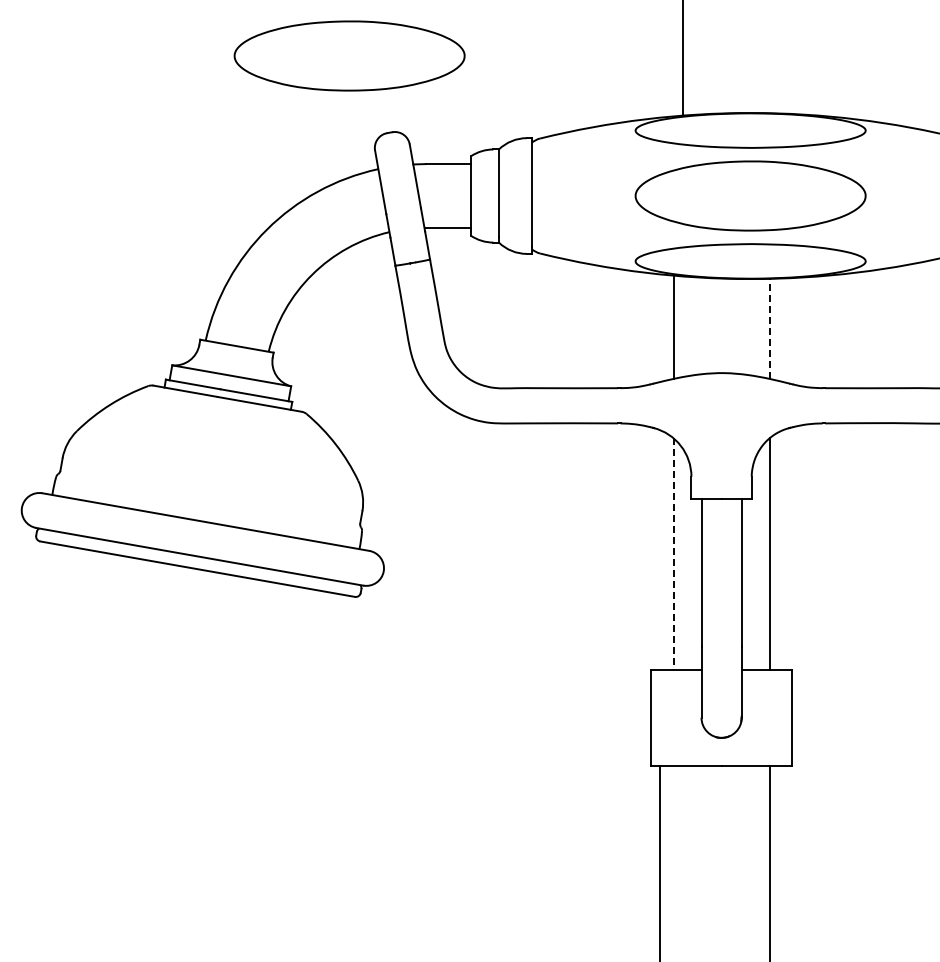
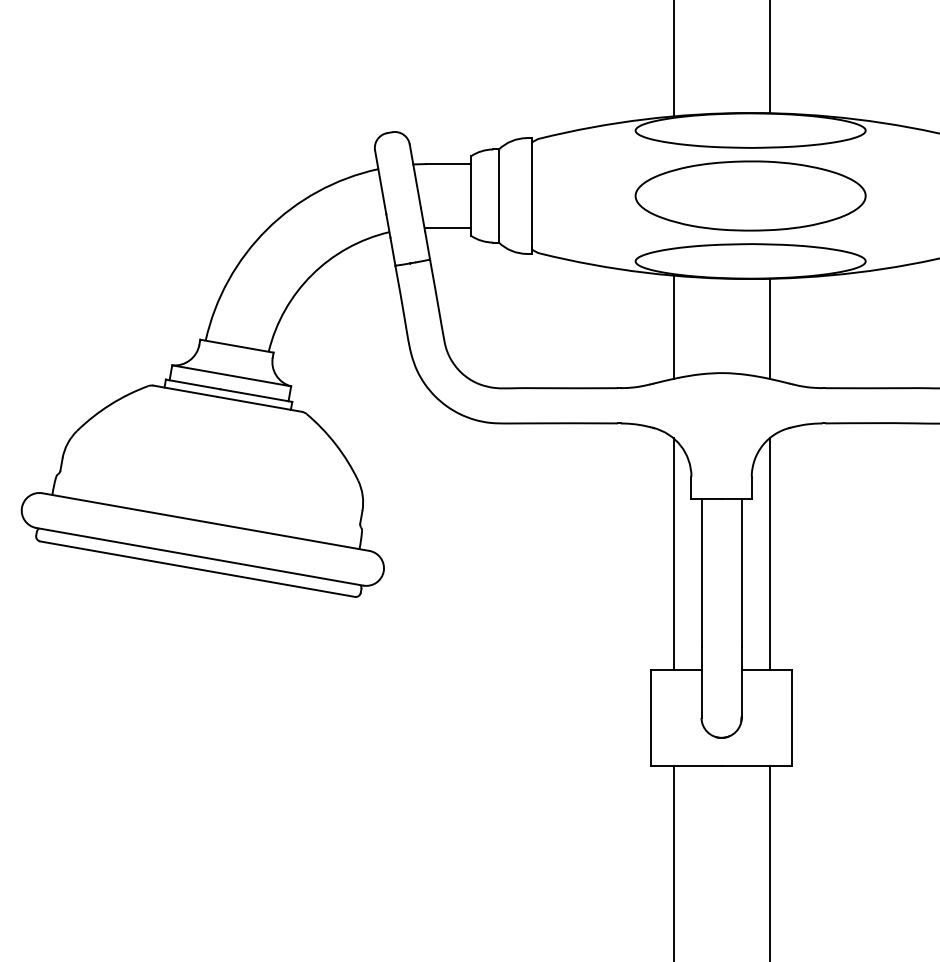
part: present -> none (349, 55)
line: none -> present (769, 57)
line position: (682, 59) -> (673, 59) (673, 59)
line: dashed -> solid (769, 328)
line: dashed -> solid (673, 554)
line position: (659, 861) -> (673, 861) (673, 861)
